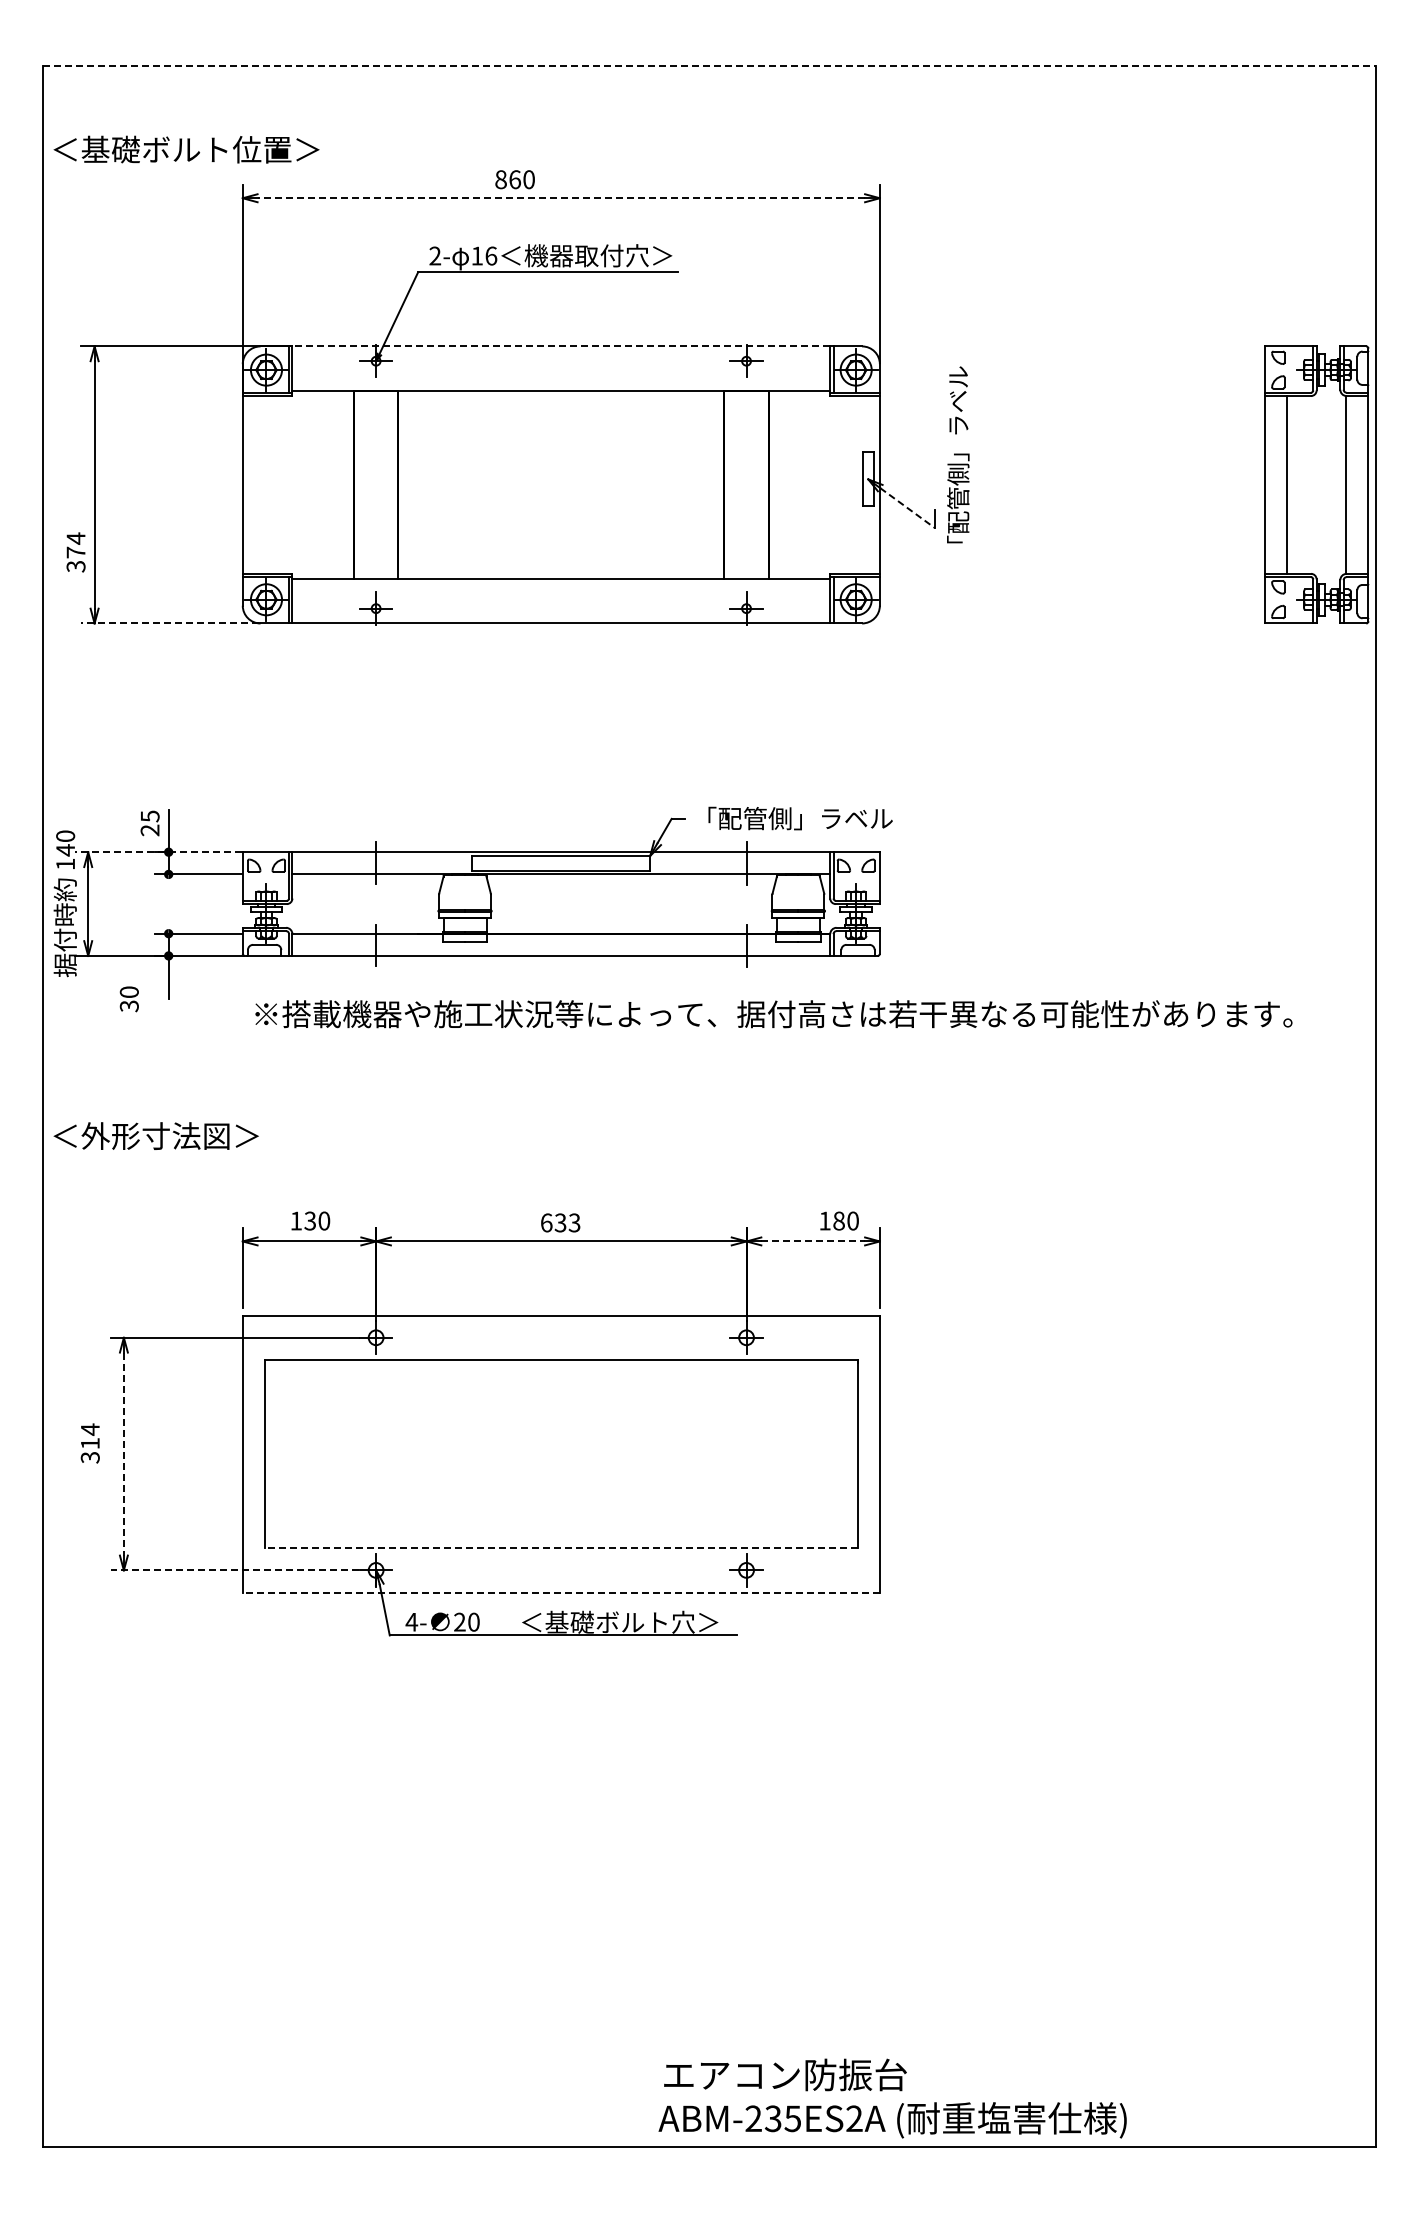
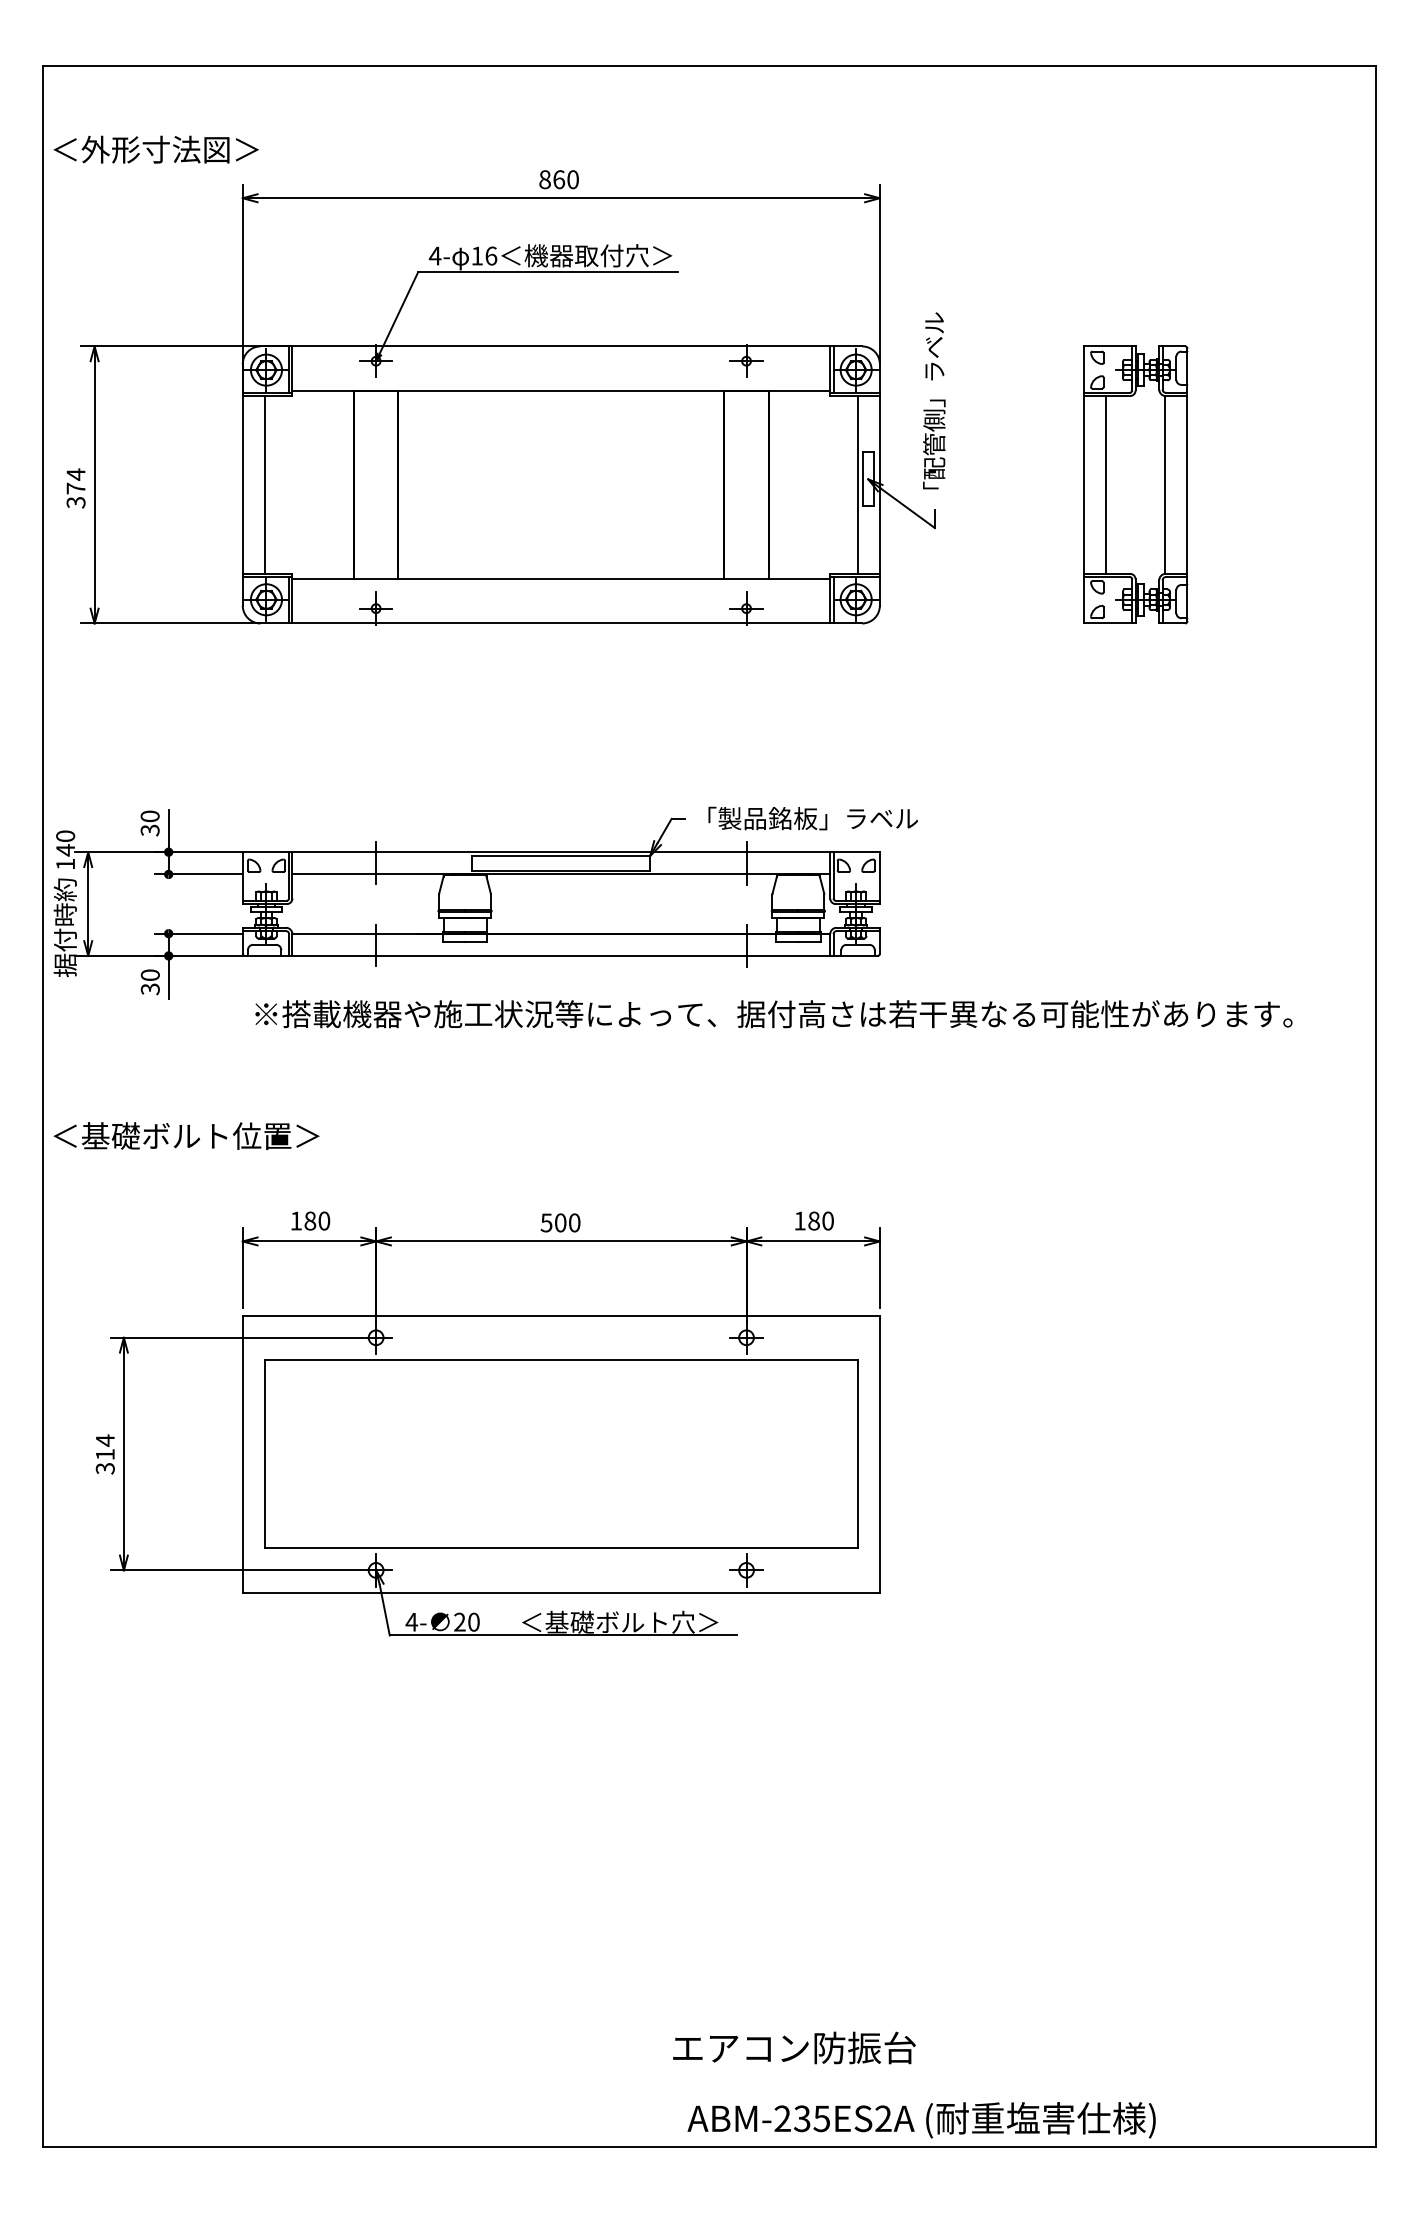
line: dashed -> solid (709, 66)
text: ＜基礎ボルト位置＞ -> ＜外形寸法図＞ (200, 149)
text position: (514, 179) -> (558, 179) (558, 179)
line: dashed -> solid (561, 198)
text: 2- -> 4- (434, 255)
line: dashed -> solid (561, 346)
text position: (958, 454) -> (934, 400) (934, 400)
line: none -> present (265, 484)
line: none -> present (857, 484)
part position: (1316, 484) -> (1135, 484) (1135, 484)
line: dashed -> solid (907, 508)
text position: (75, 552) -> (75, 488) (75, 488)
line: dashed -> solid (169, 623)
text: 「配管側」ラベル -> 「製品銘板」ラベル (817, 818)
text: 25 -> 30 (149, 823)
line: dashed -> solid (158, 852)
text position: (128, 999) -> (149, 982) (149, 982)
text: ＜外形寸法図＞ -> ＜基礎ボルト位置＞ (200, 1135)
text: 130 -> 180 (310, 1220)
text position: (839, 1220) -> (814, 1220) (814, 1220)
text: 633 -> 500 (560, 1222)
line: dashed -> solid (813, 1241)
text position: (89, 1443) -> (104, 1454) (104, 1454)
line: dashed -> solid (123, 1454)
line: dashed -> solid (560, 1548)
line: dashed -> solid (234, 1570)
line: dashed -> solid (561, 1592)
text position: (785, 2074) -> (794, 2047) (794, 2047)
text position: (892, 2120) -> (921, 2120) (921, 2120)
